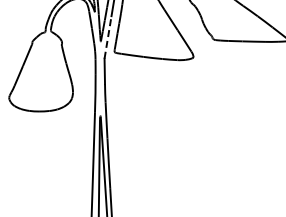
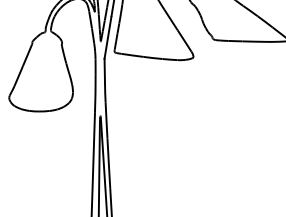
line: dashed -> solid (108, 37)
